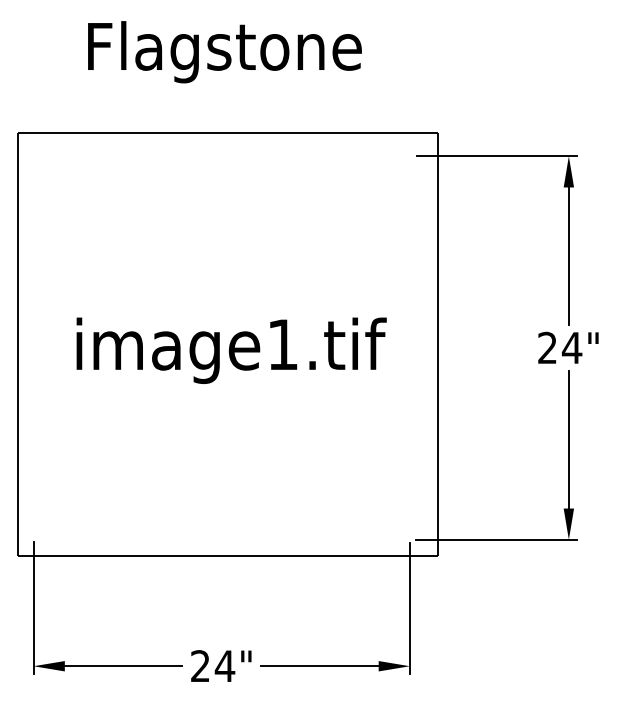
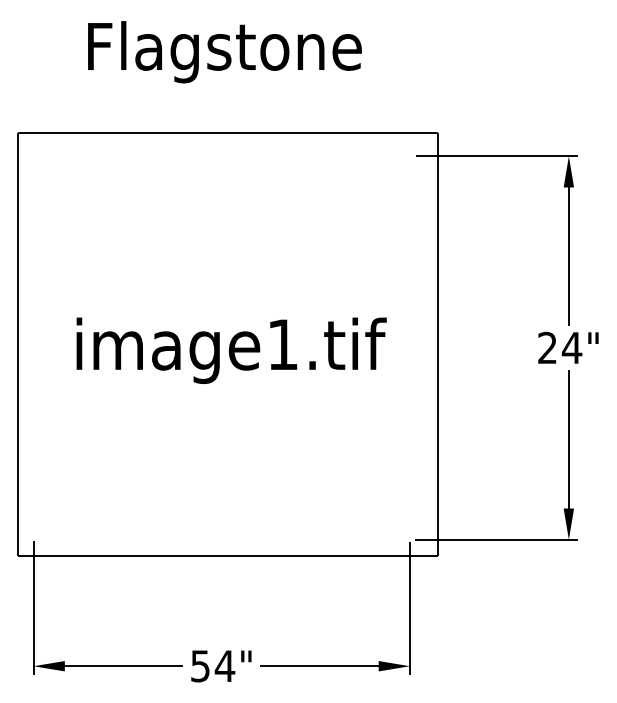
text: 24" -> 54" (200, 666)
